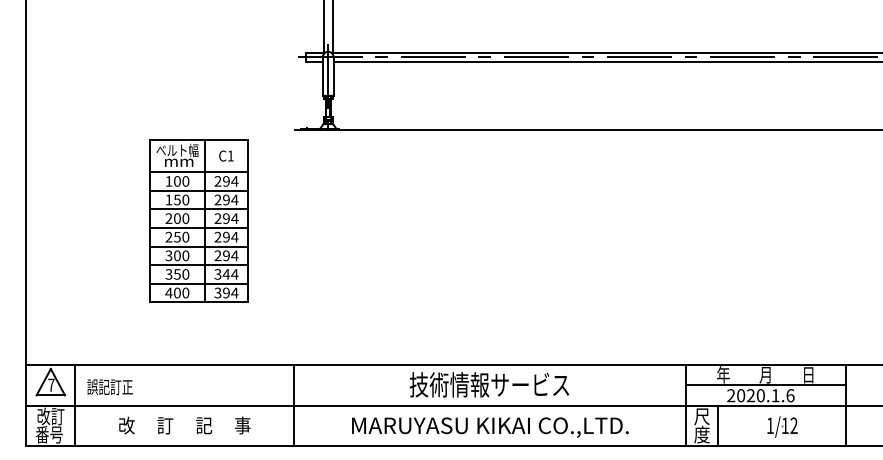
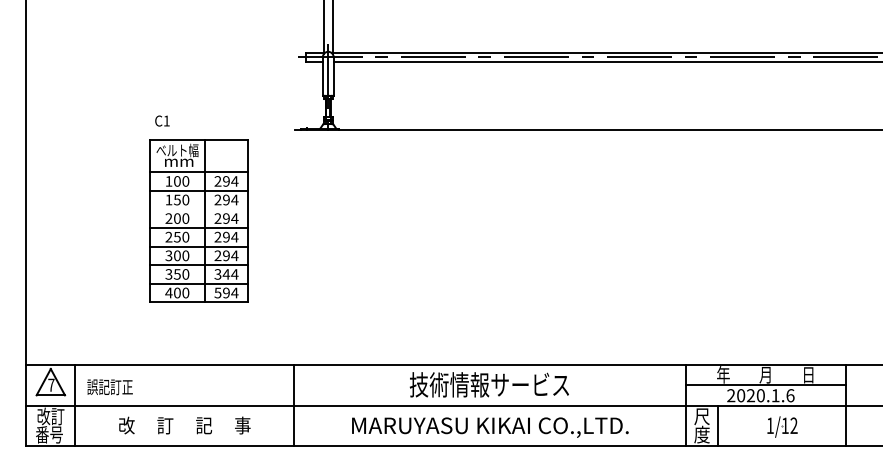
text position: (226, 155) -> (162, 120) (162, 120)
line: present -> none (199, 209)
text: 394 -> 594 (218, 292)
